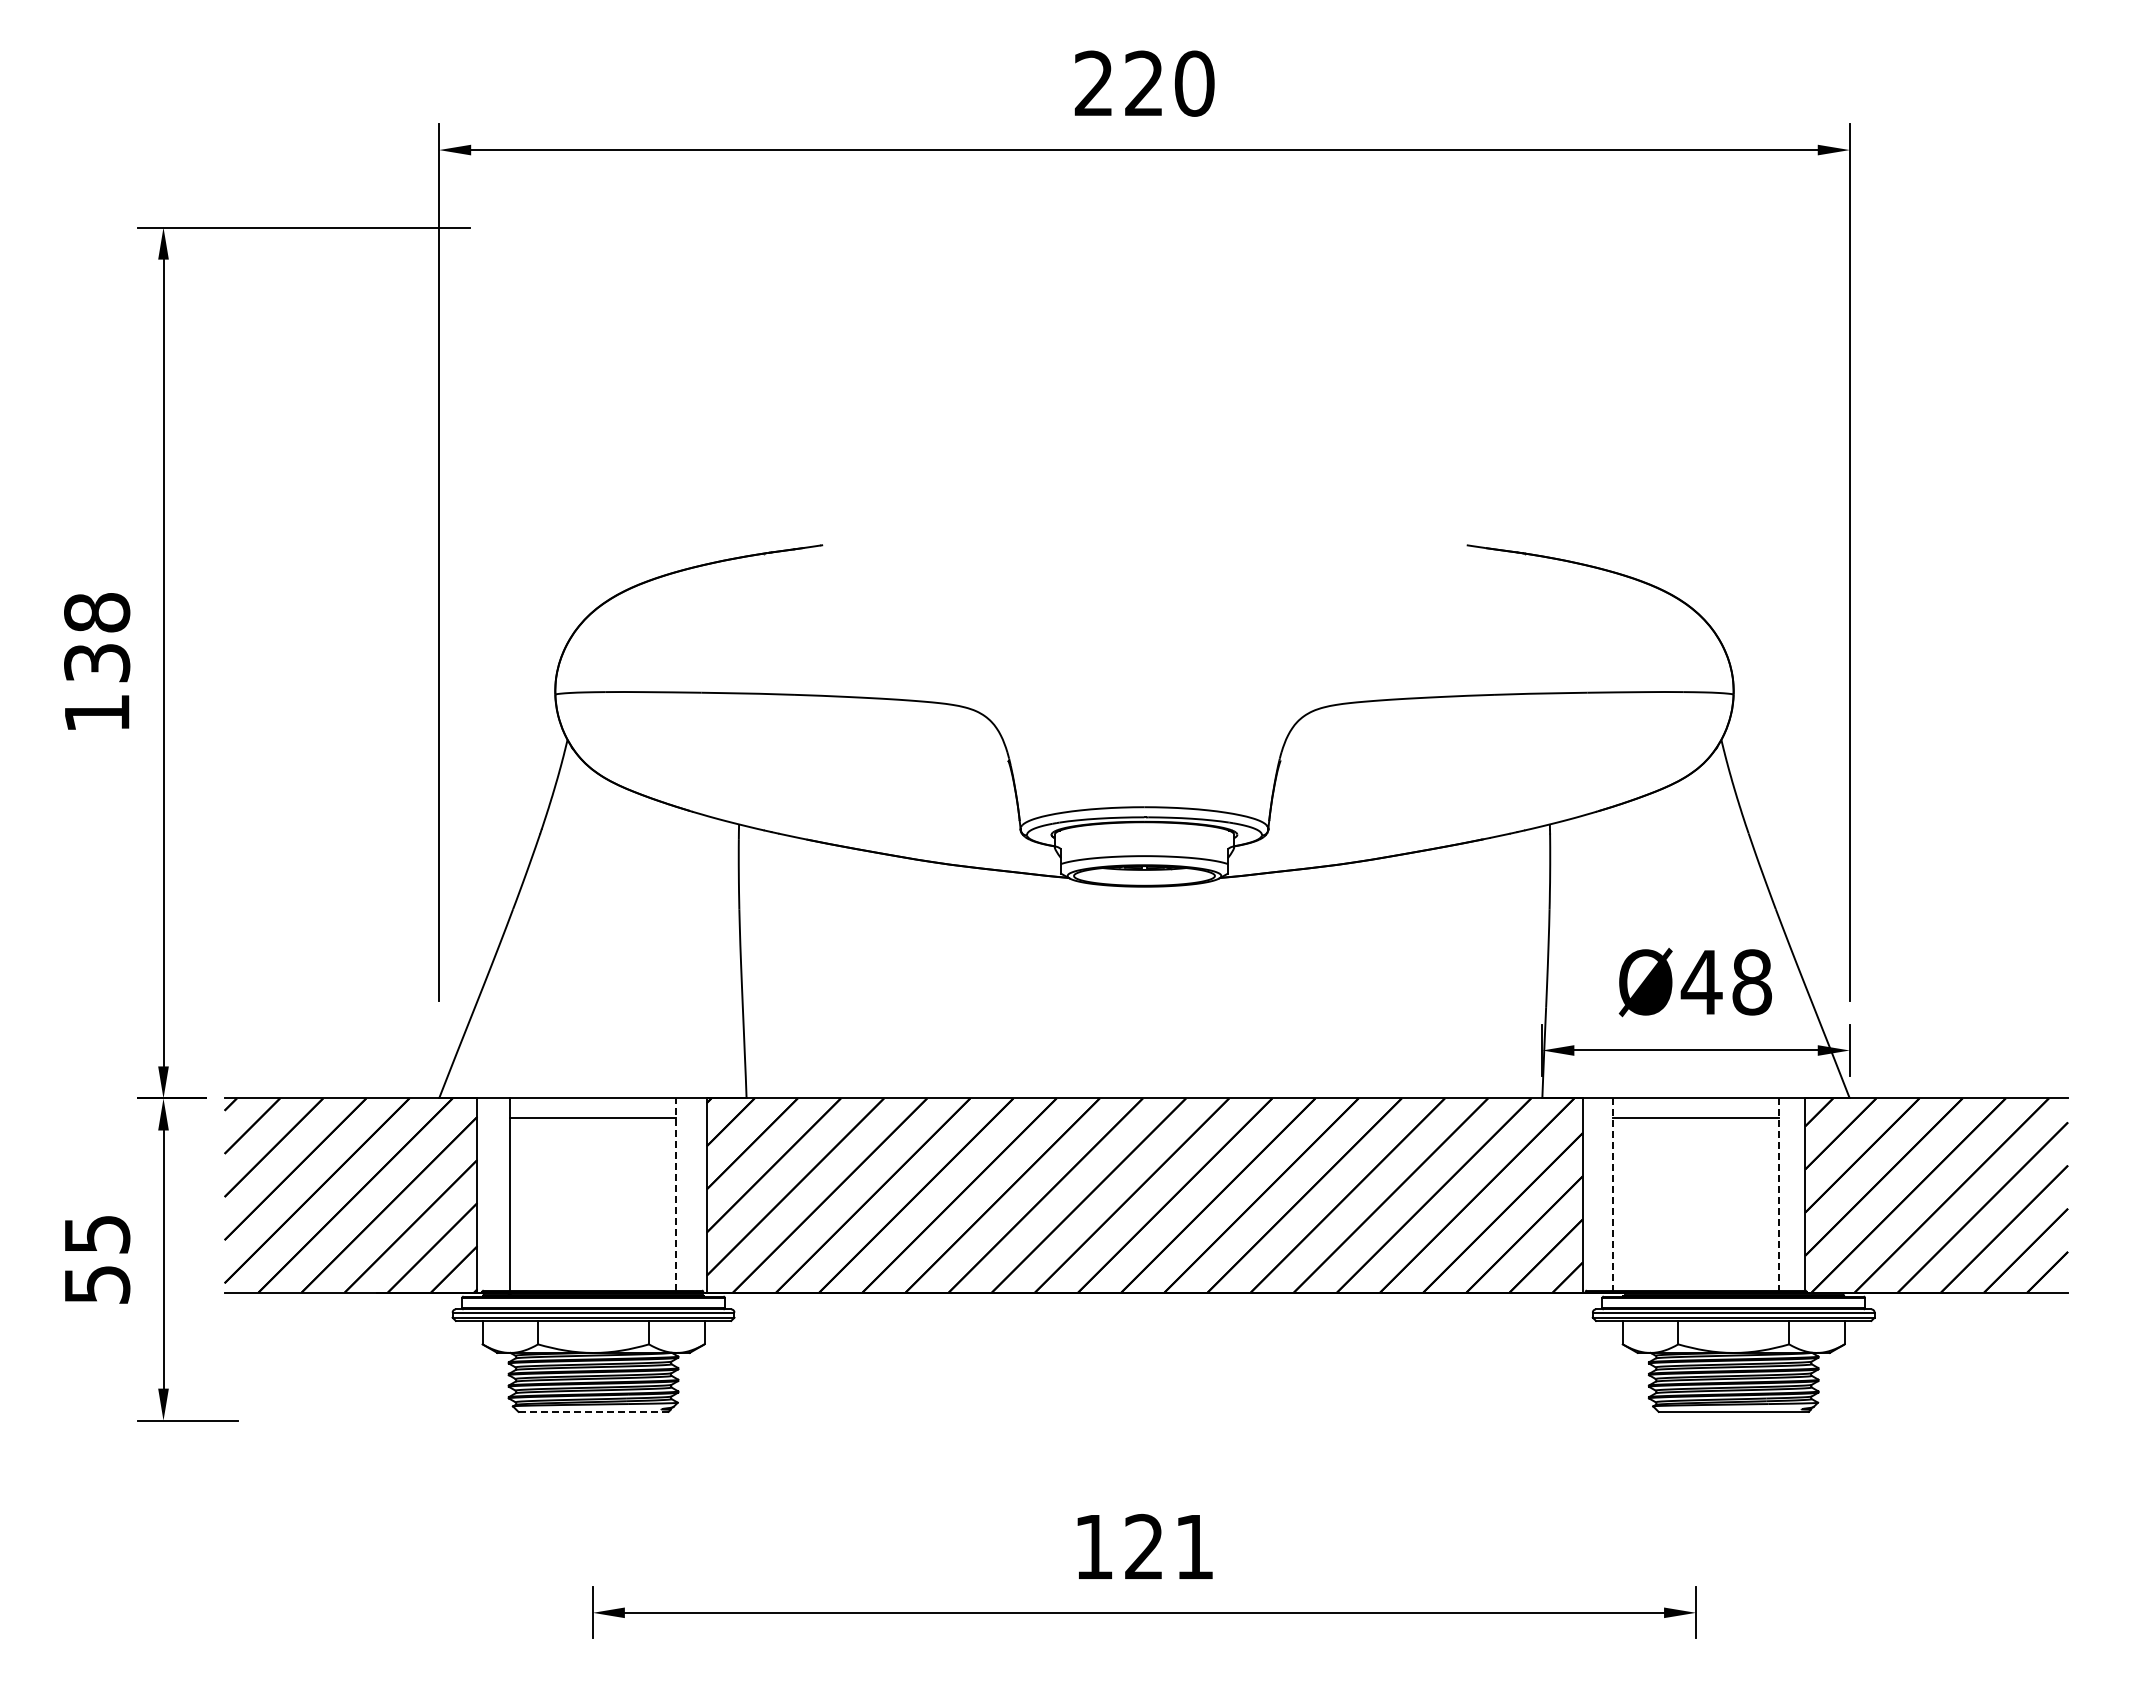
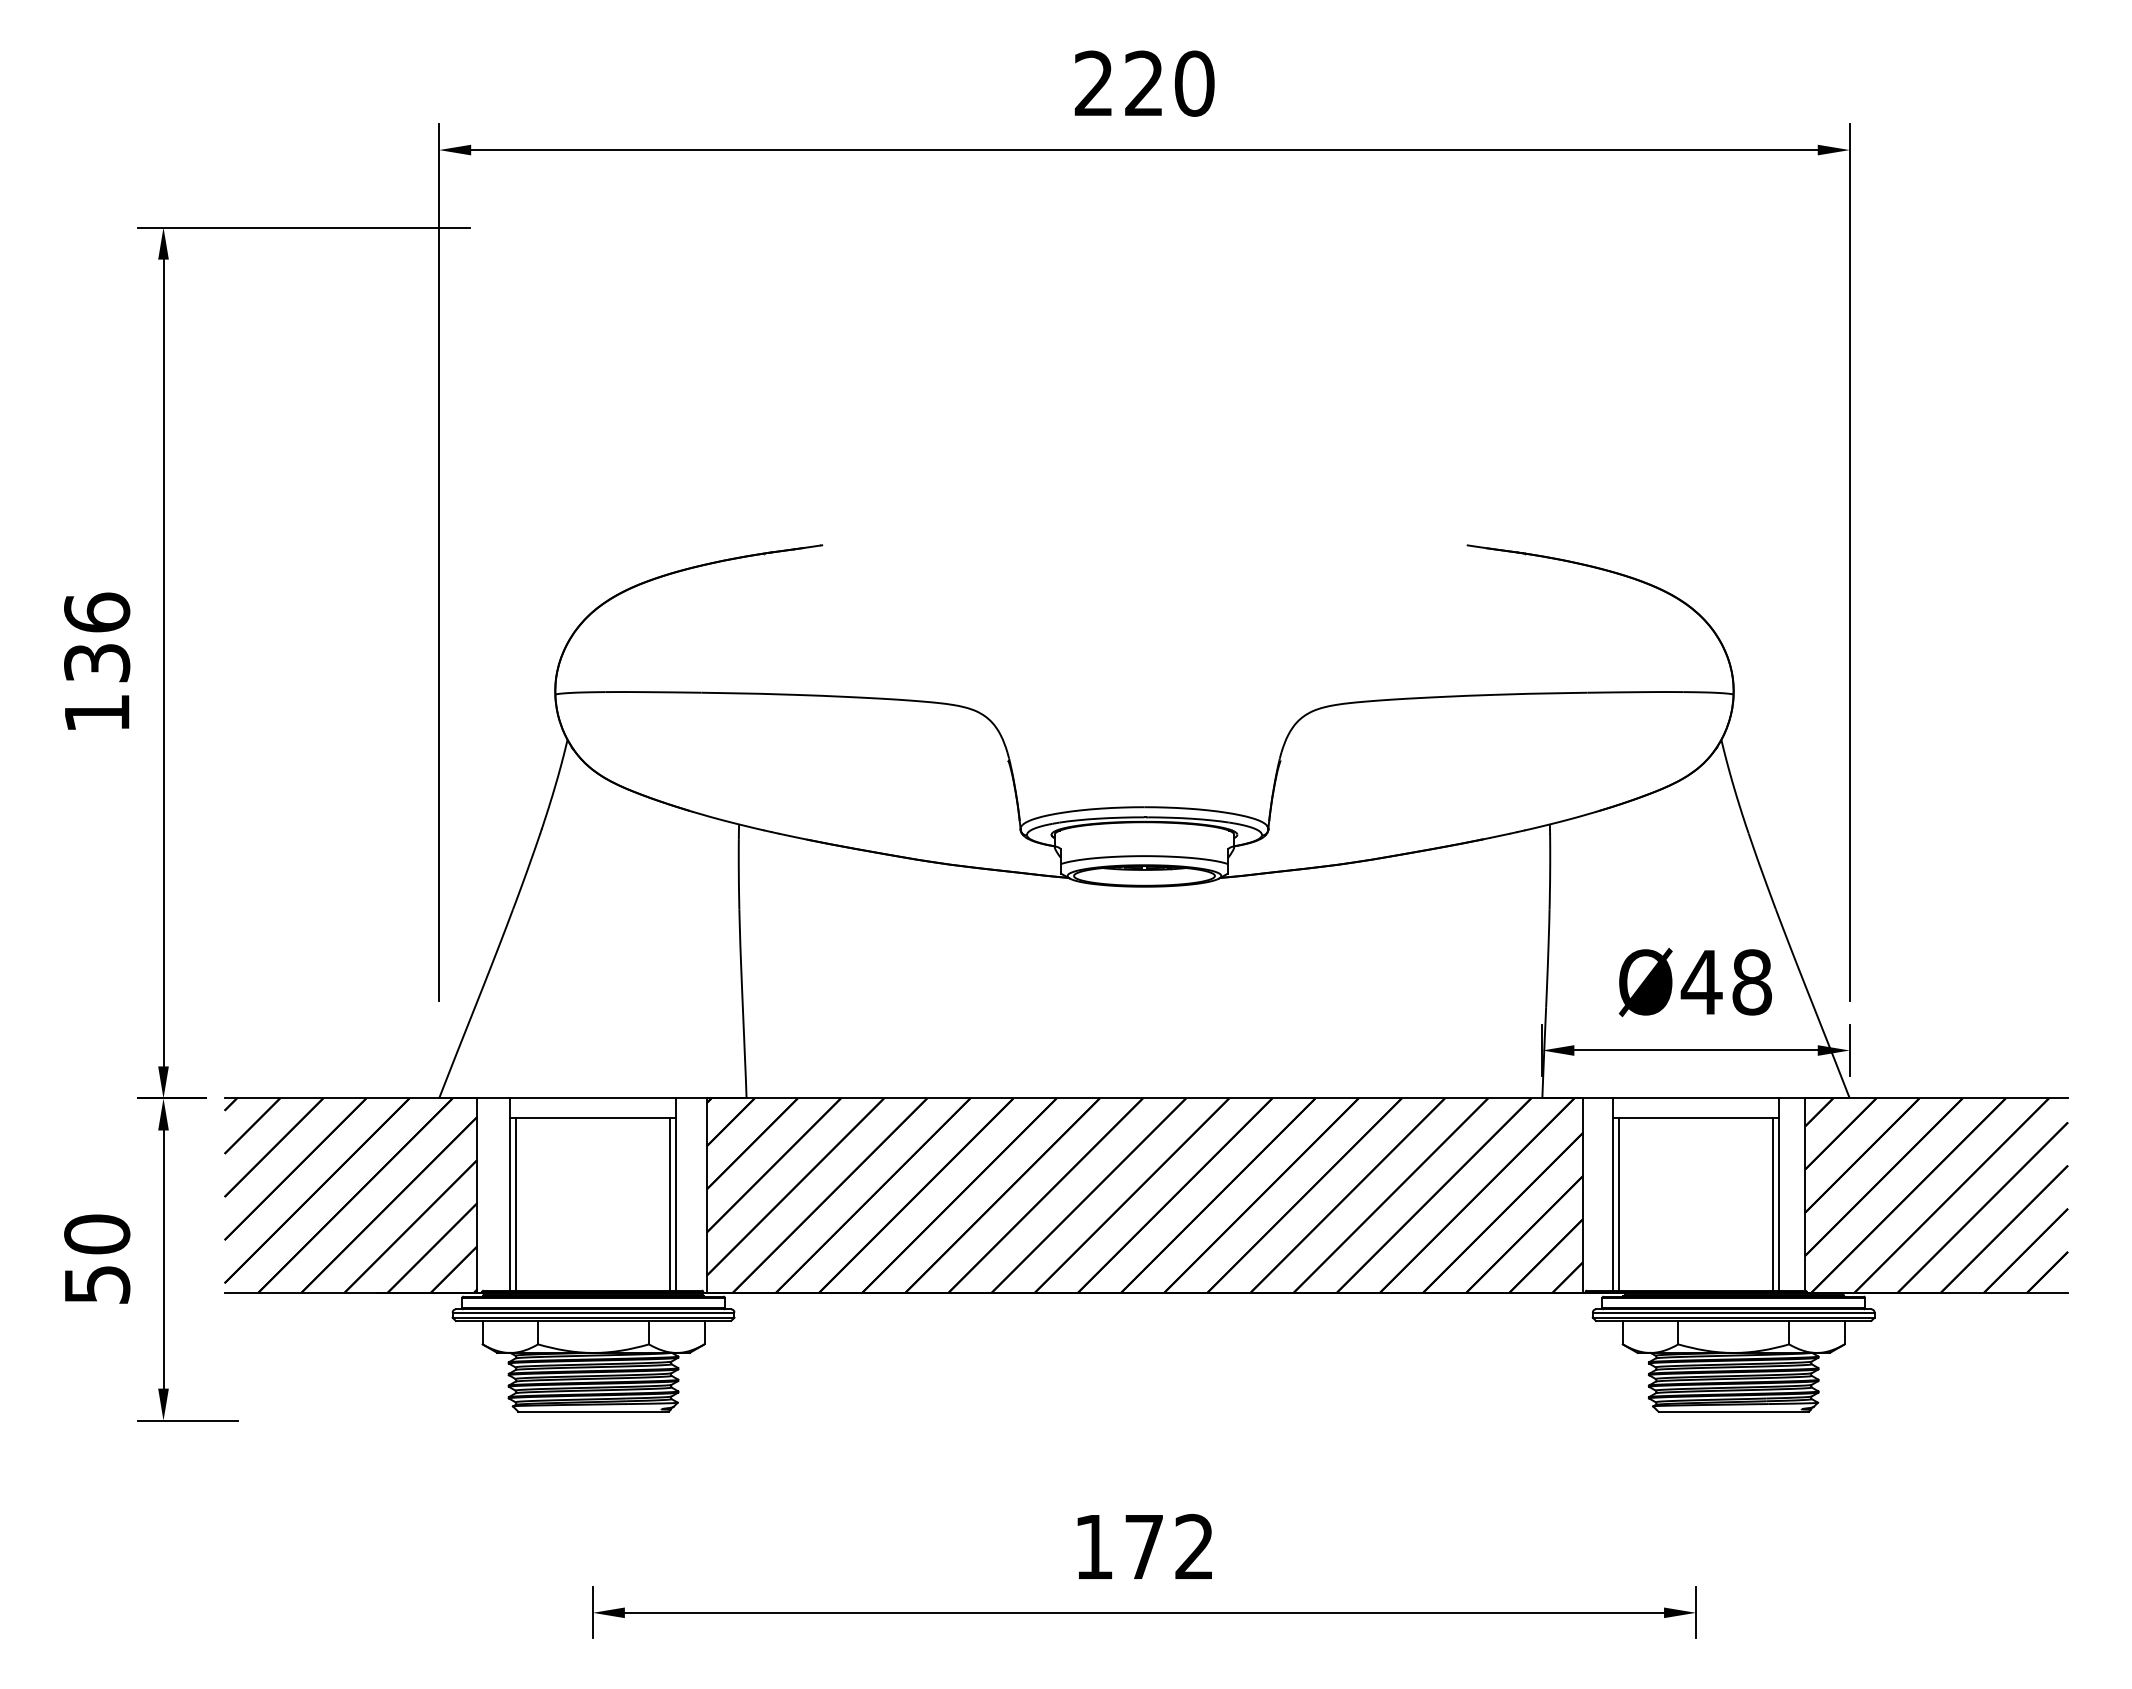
text: 138 -> 136 (97, 612)
line: dashed -> solid (676, 1194)
line: dashed -> solid (1612, 1195)
line: dashed -> solid (1779, 1195)
line: none -> present (515, 1203)
line: none -> present (669, 1203)
line: none -> present (1619, 1203)
line: none -> present (1772, 1203)
text: 55 -> 50 (97, 1234)
line: dashed -> solid (593, 1411)
text: 121 -> 172 (1168, 1545)
